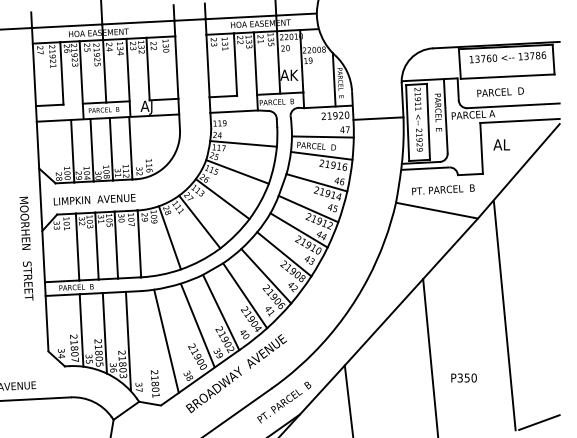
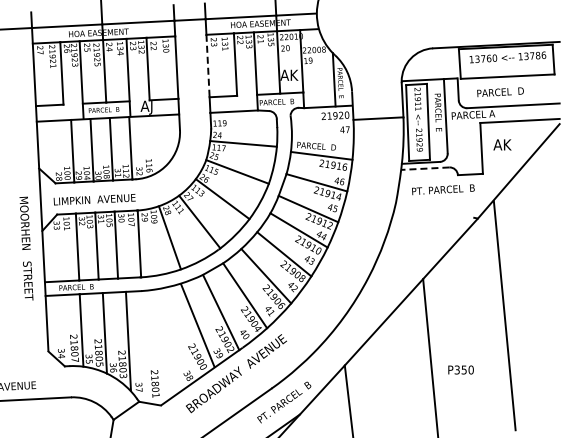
line: solid -> dashed (208, 66)
line: present -> none (322, 136)
text: AL -> AK (508, 144)
line: solid -> dashed (424, 168)
line: present -> none (434, 209)
line: present -> none (166, 340)
text position: (463, 377) -> (460, 369) (460, 369)
line: present -> none (539, 422)
